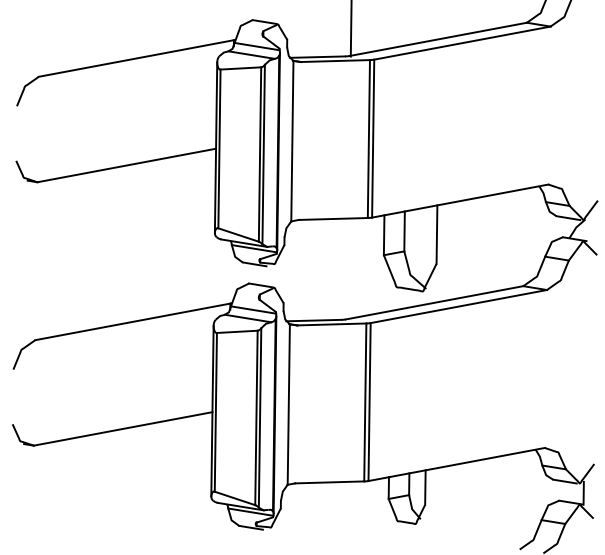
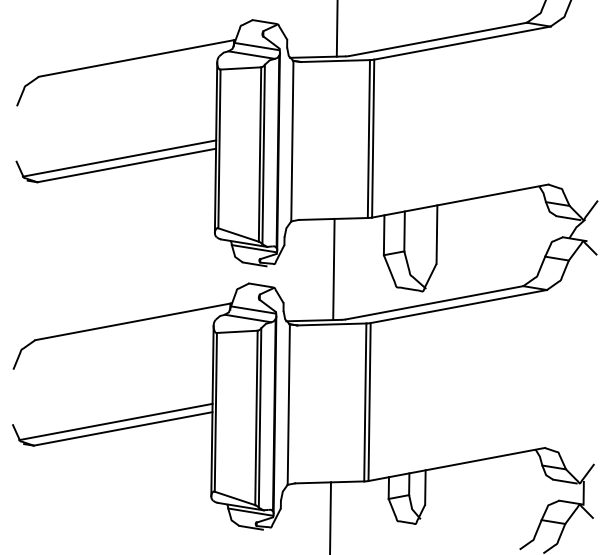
line position: (350, 29) -> (336, 29) (336, 29)
line: none -> present (119, 158)
line: none -> present (333, 268)
line: none -> present (115, 421)
line: none -> present (330, 516)
